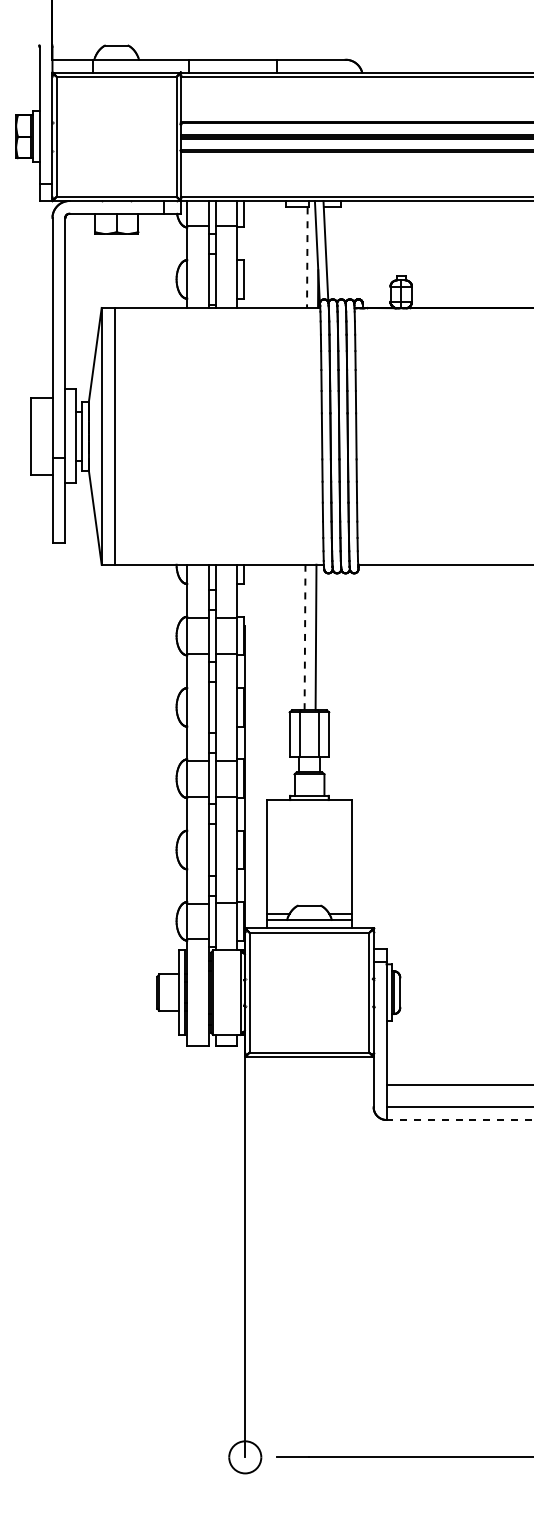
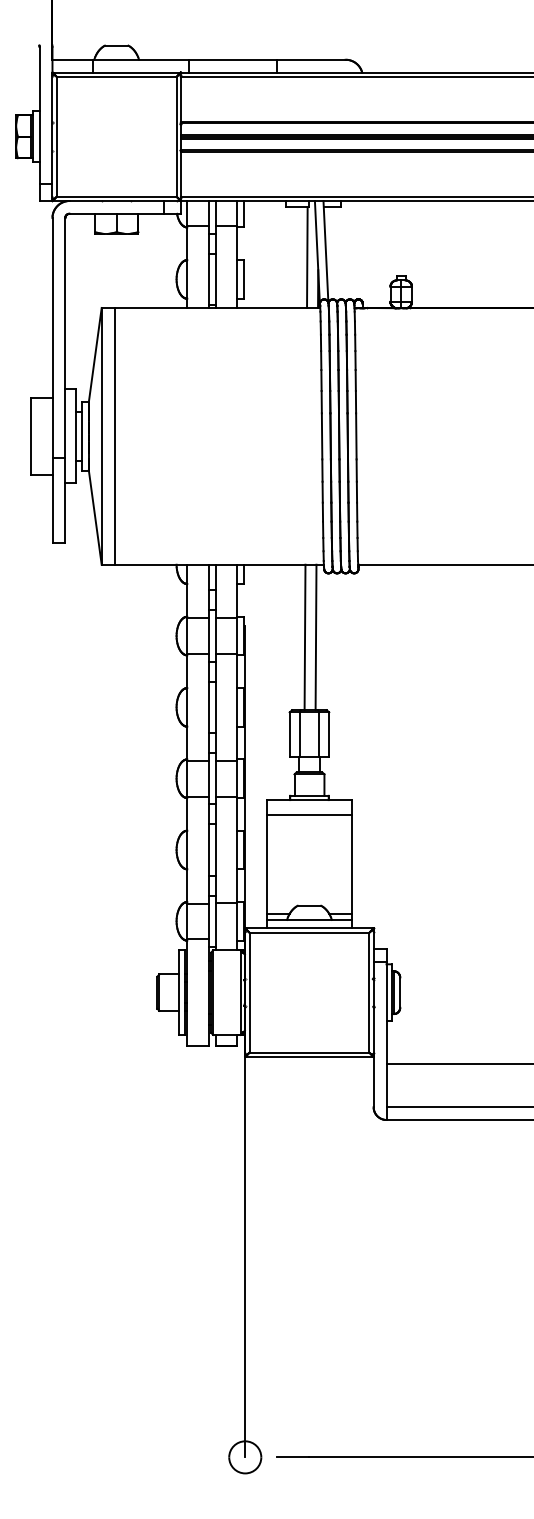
line: dashed -> solid (307, 258)
line: dashed -> solid (305, 637)
line: none -> present (309, 815)
line position: (458, 1085) -> (458, 1064) (458, 1064)
line: dashed -> solid (459, 1119)
